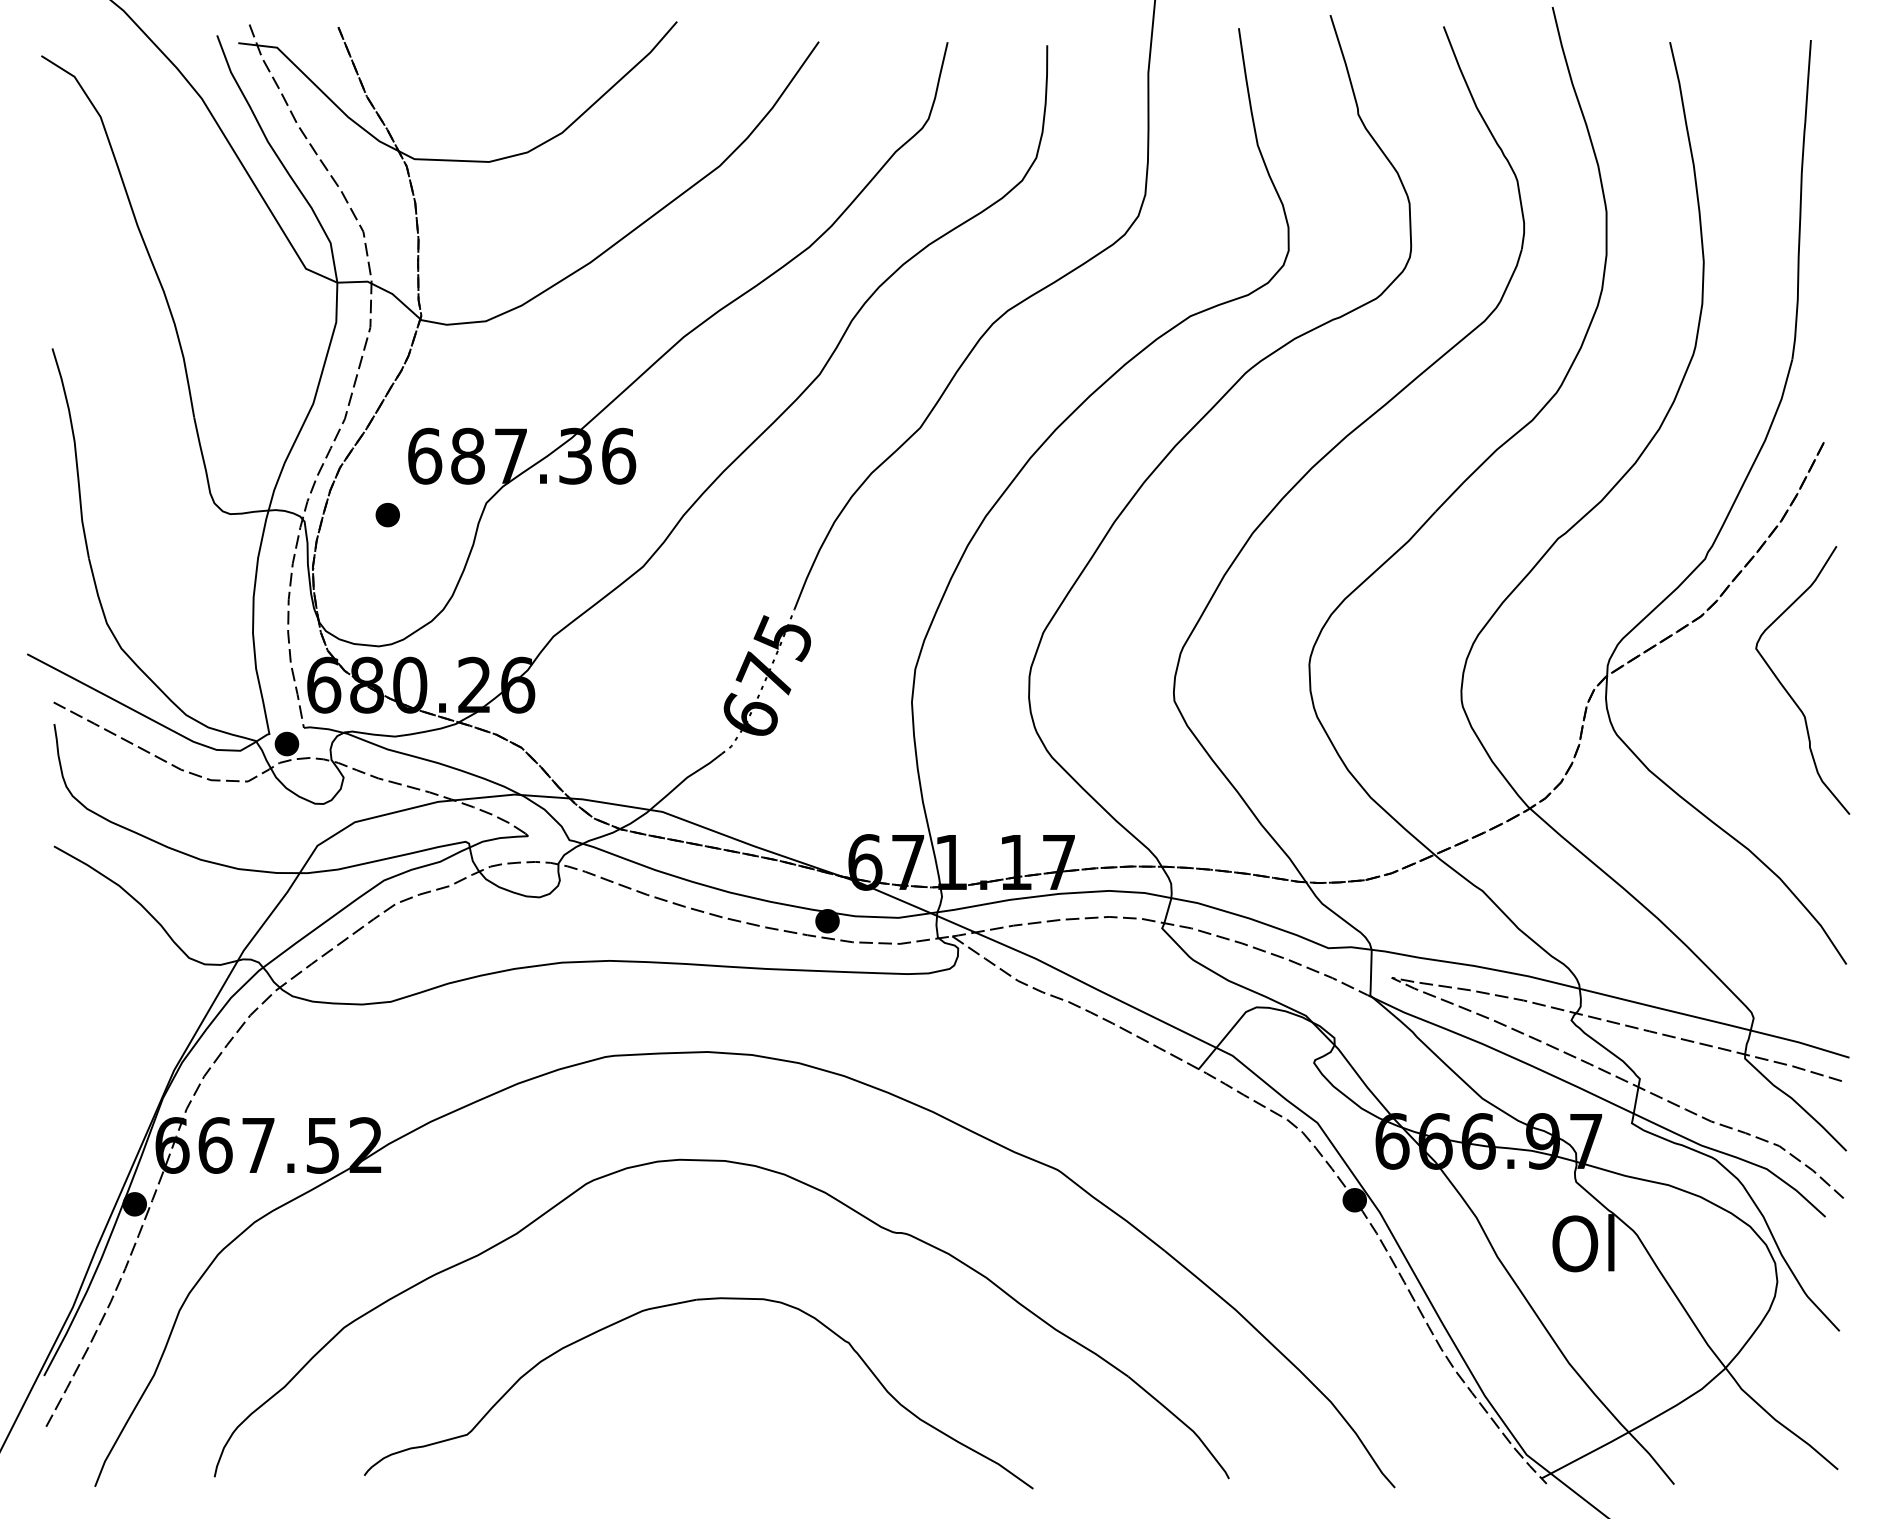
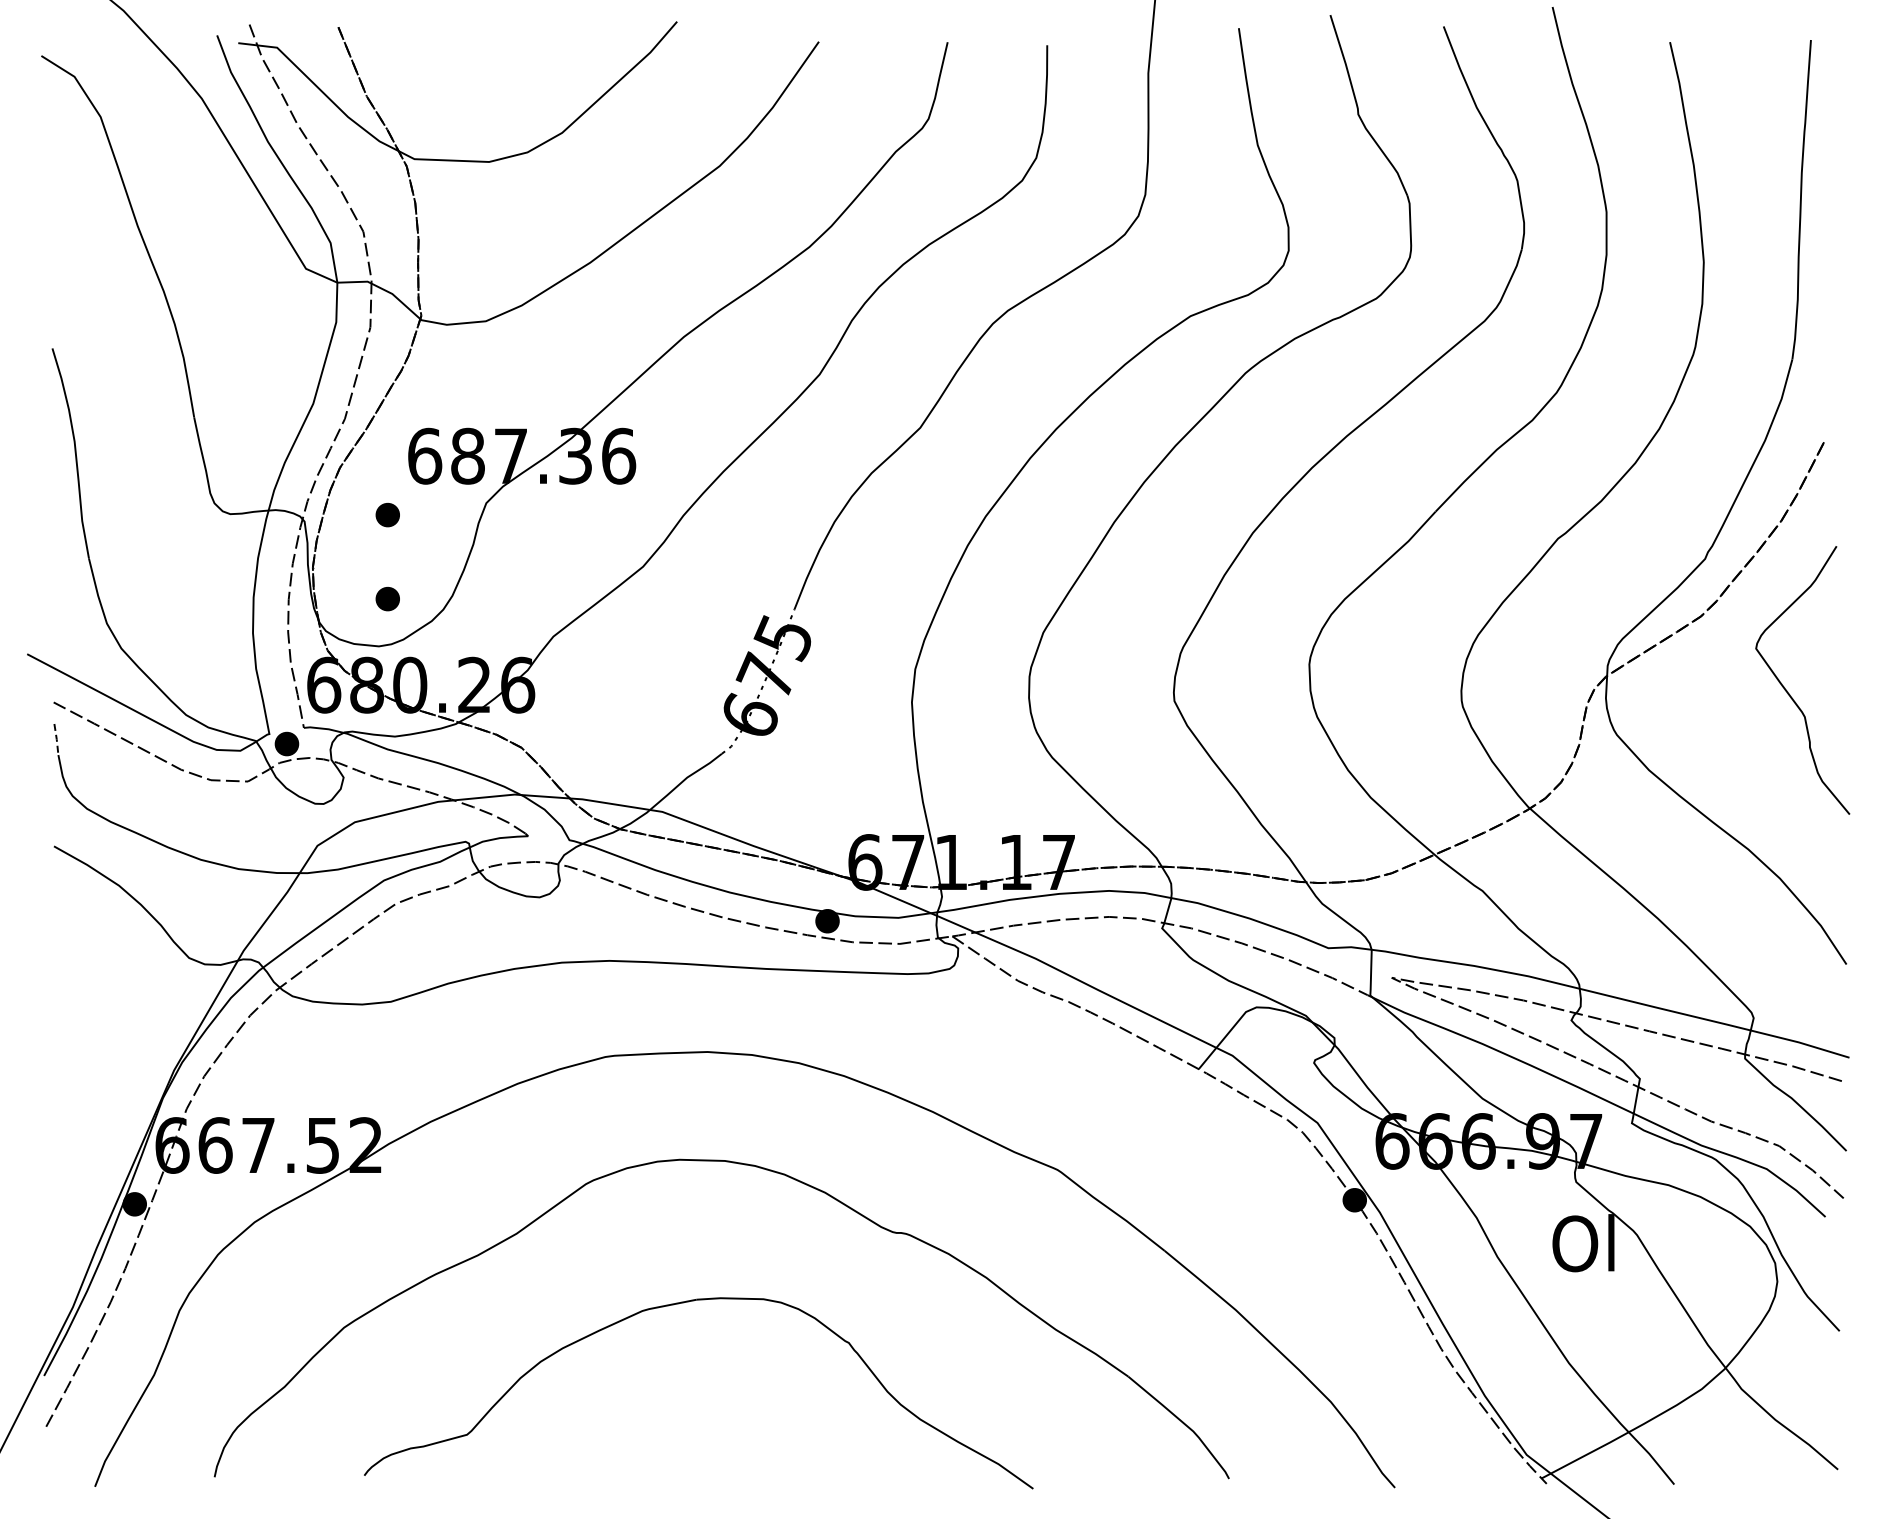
part: none -> present (387, 599)
line: solid -> dashed (56, 739)
